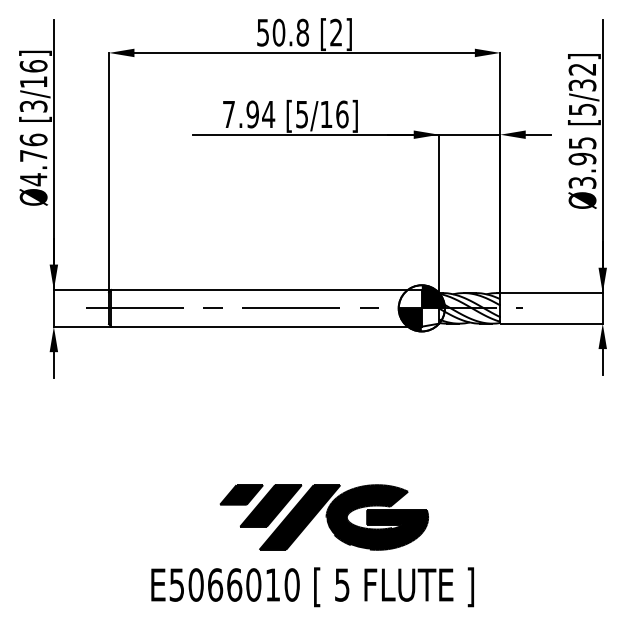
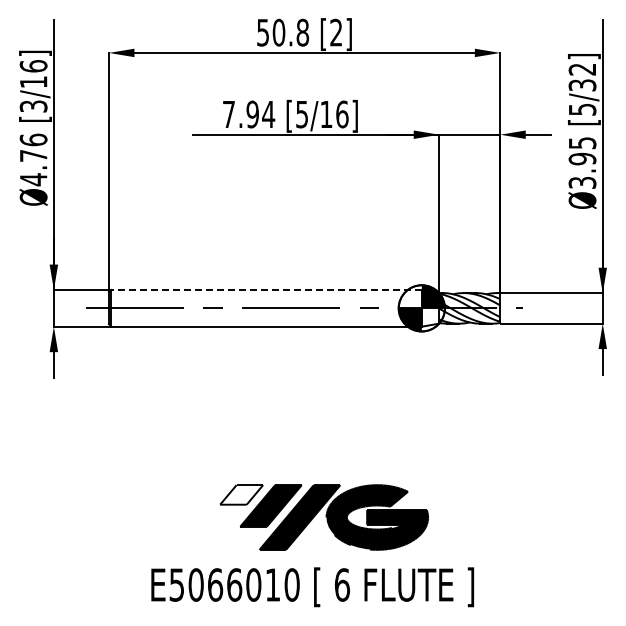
line: solid -> dashed (266, 290)
fill: present -> none (241, 494)
text: 5 -> 6 (342, 584)
